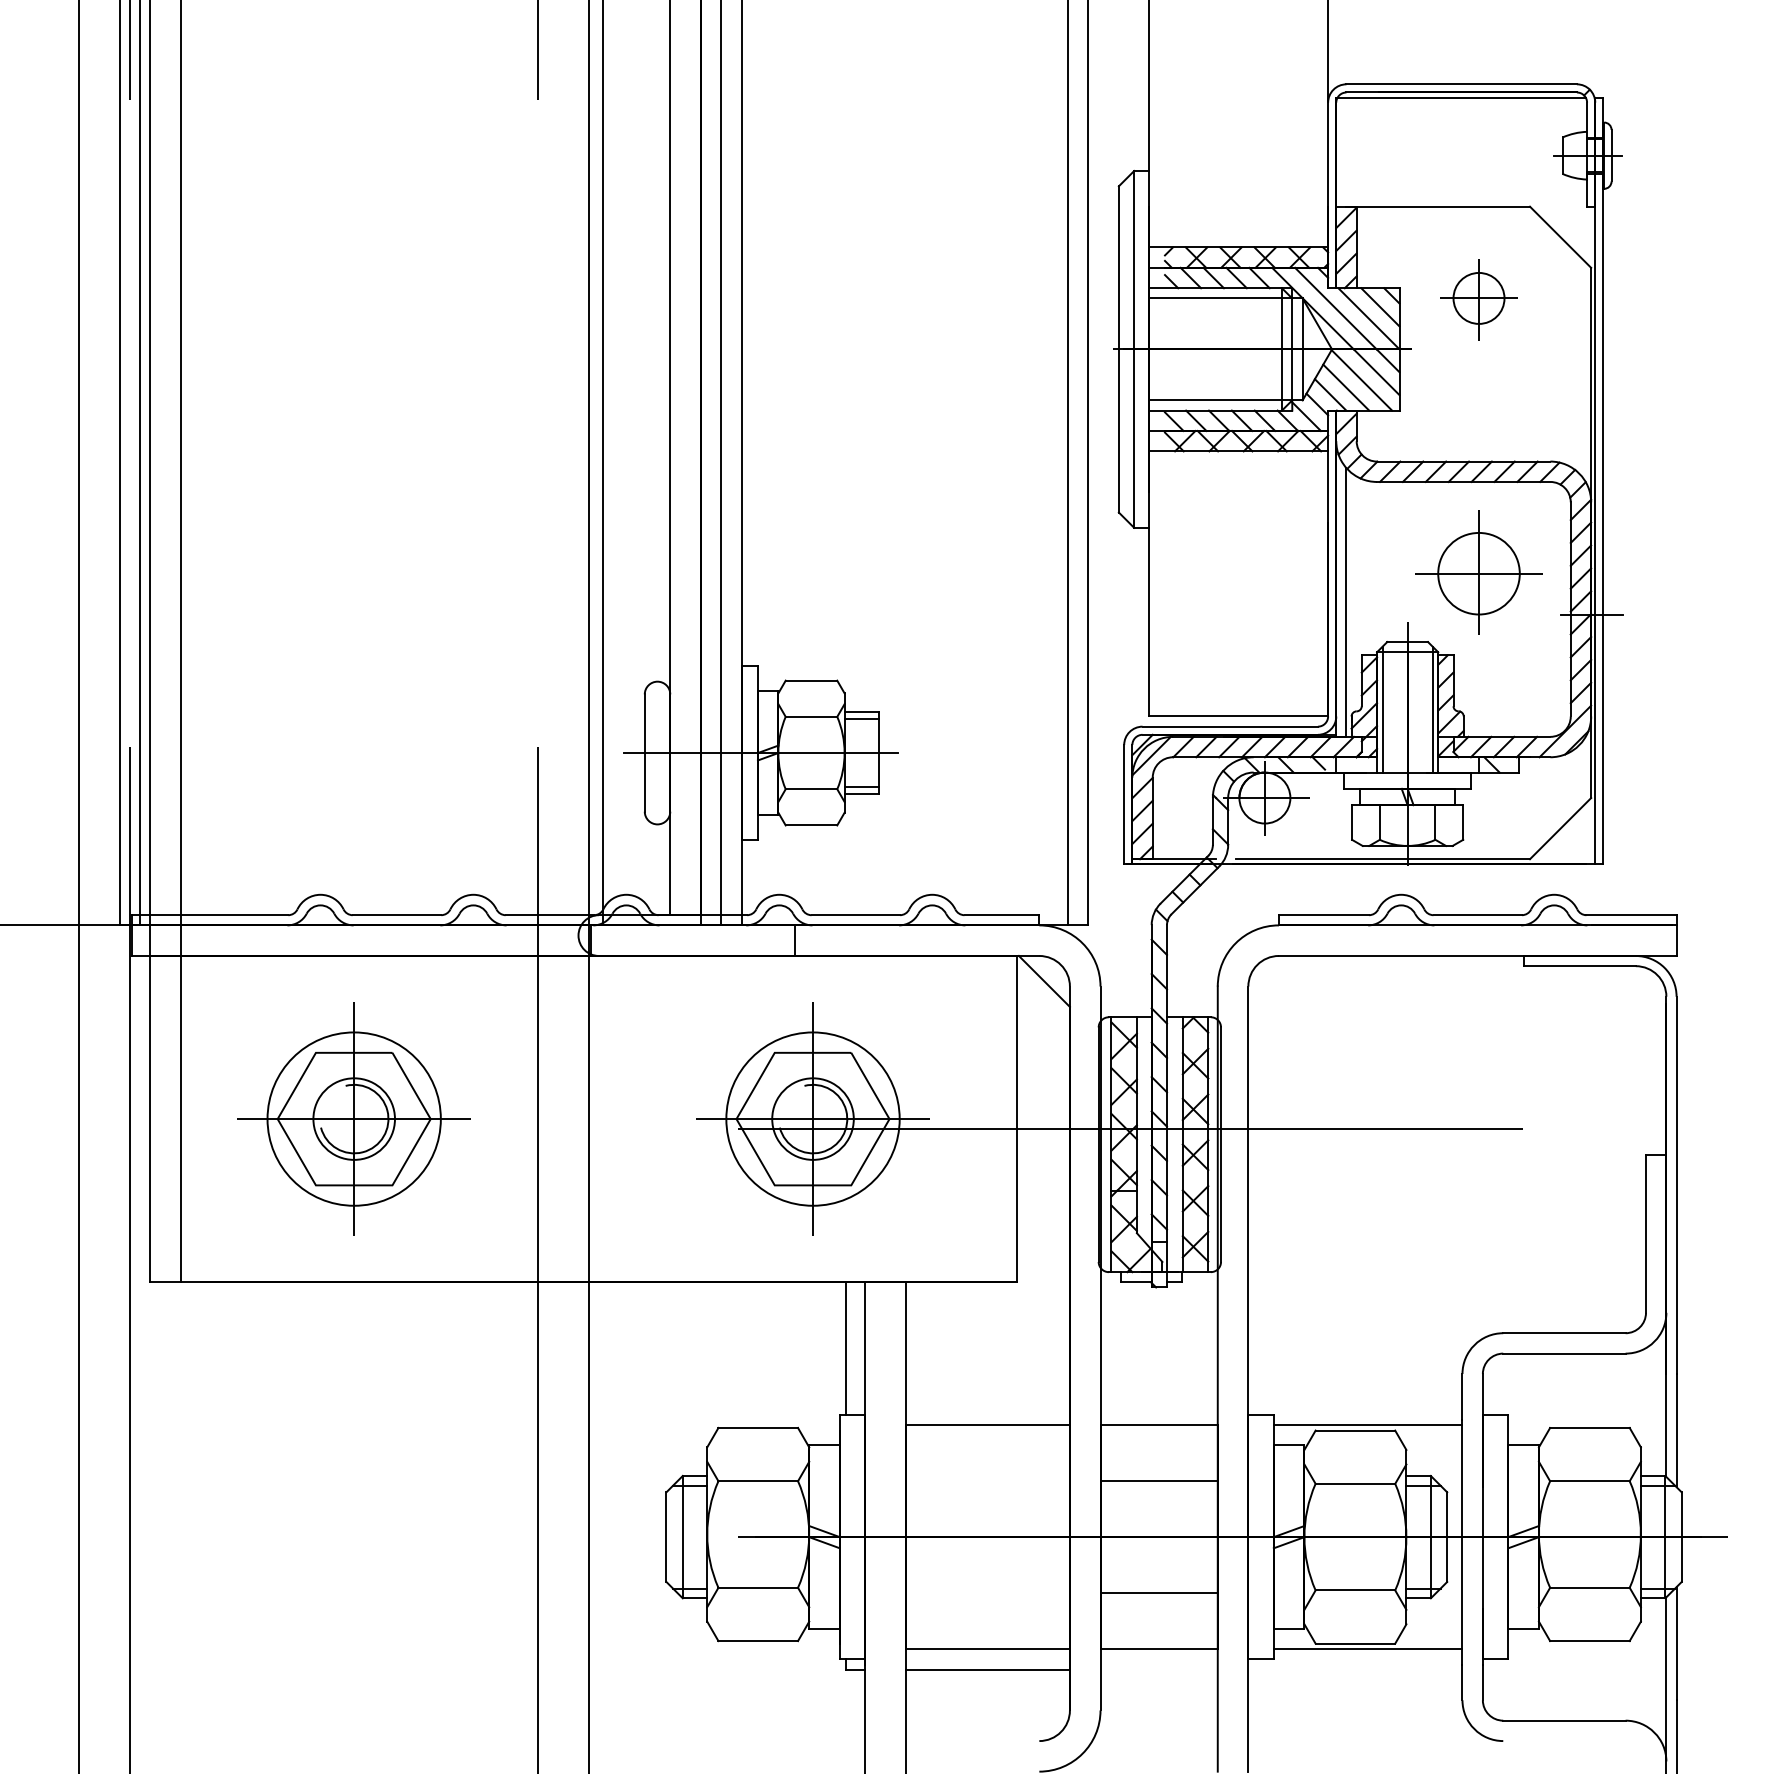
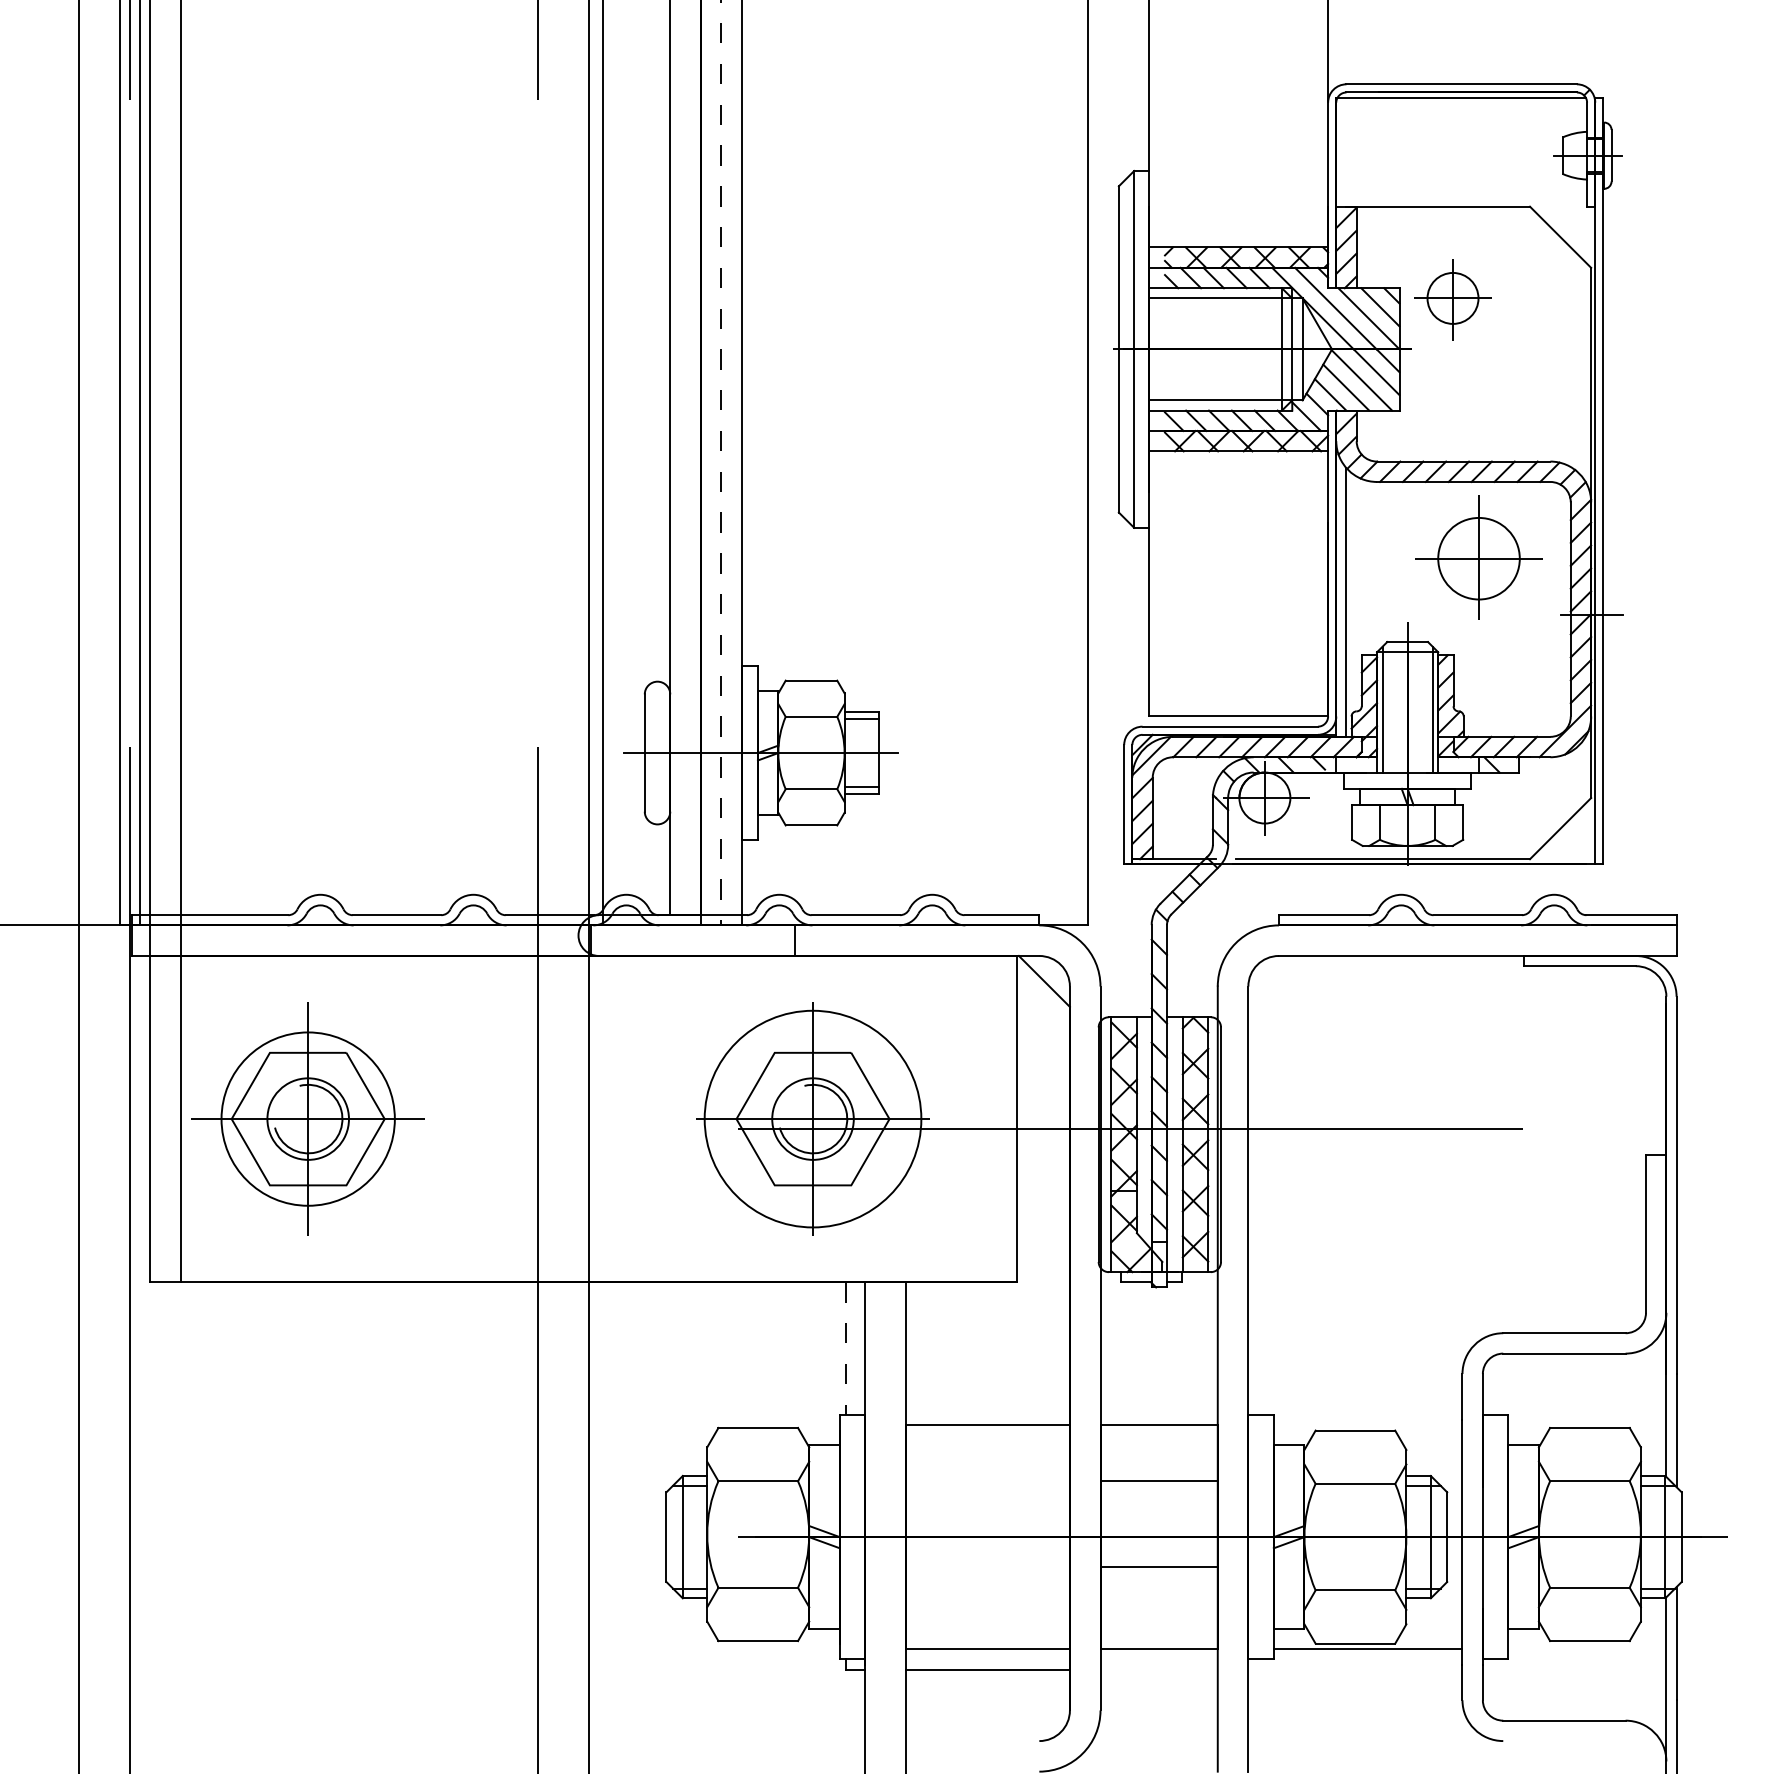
part position: (1478, 299) -> (1452, 299) (1452, 299)
line: solid -> dashed (721, 463)
line: present -> none (1067, 463)
part position: (1478, 572) -> (1478, 557) (1478, 557)
part position: (353, 1118) -> (307, 1118) (307, 1118)
circle diameter: 173 px -> 217 px (812, 1118)
line: solid -> dashed (845, 1349)
line: present -> none (1367, 1424)
line position: (1158, 1593) -> (1158, 1567) (1158, 1567)
